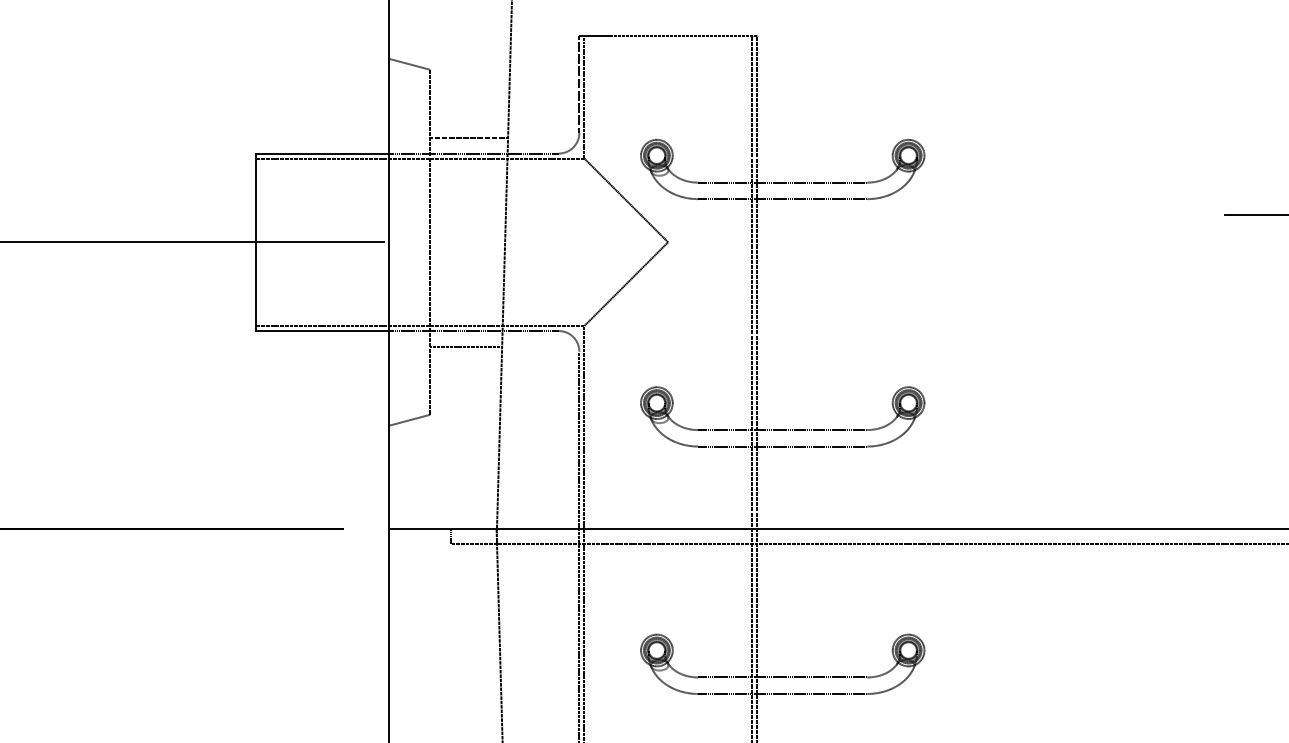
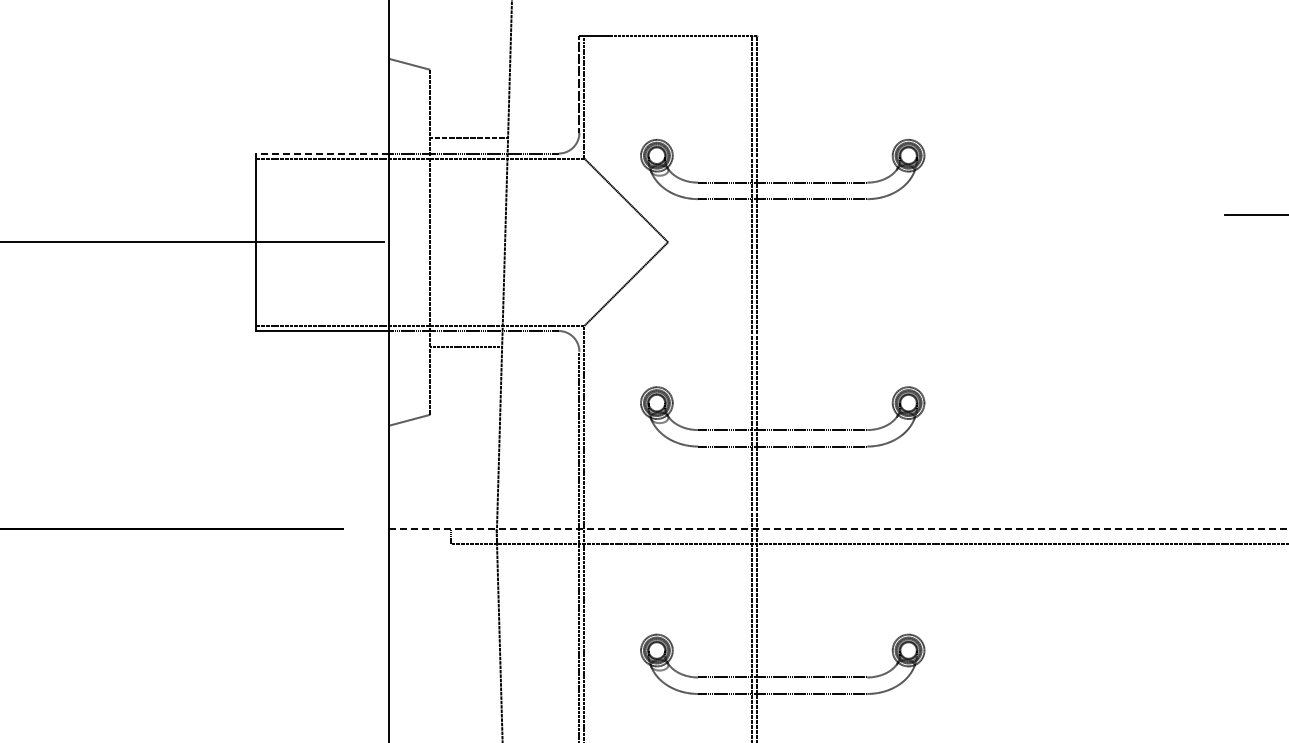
line: solid -> dashed (322, 153)
line: solid -> dashed (838, 528)
